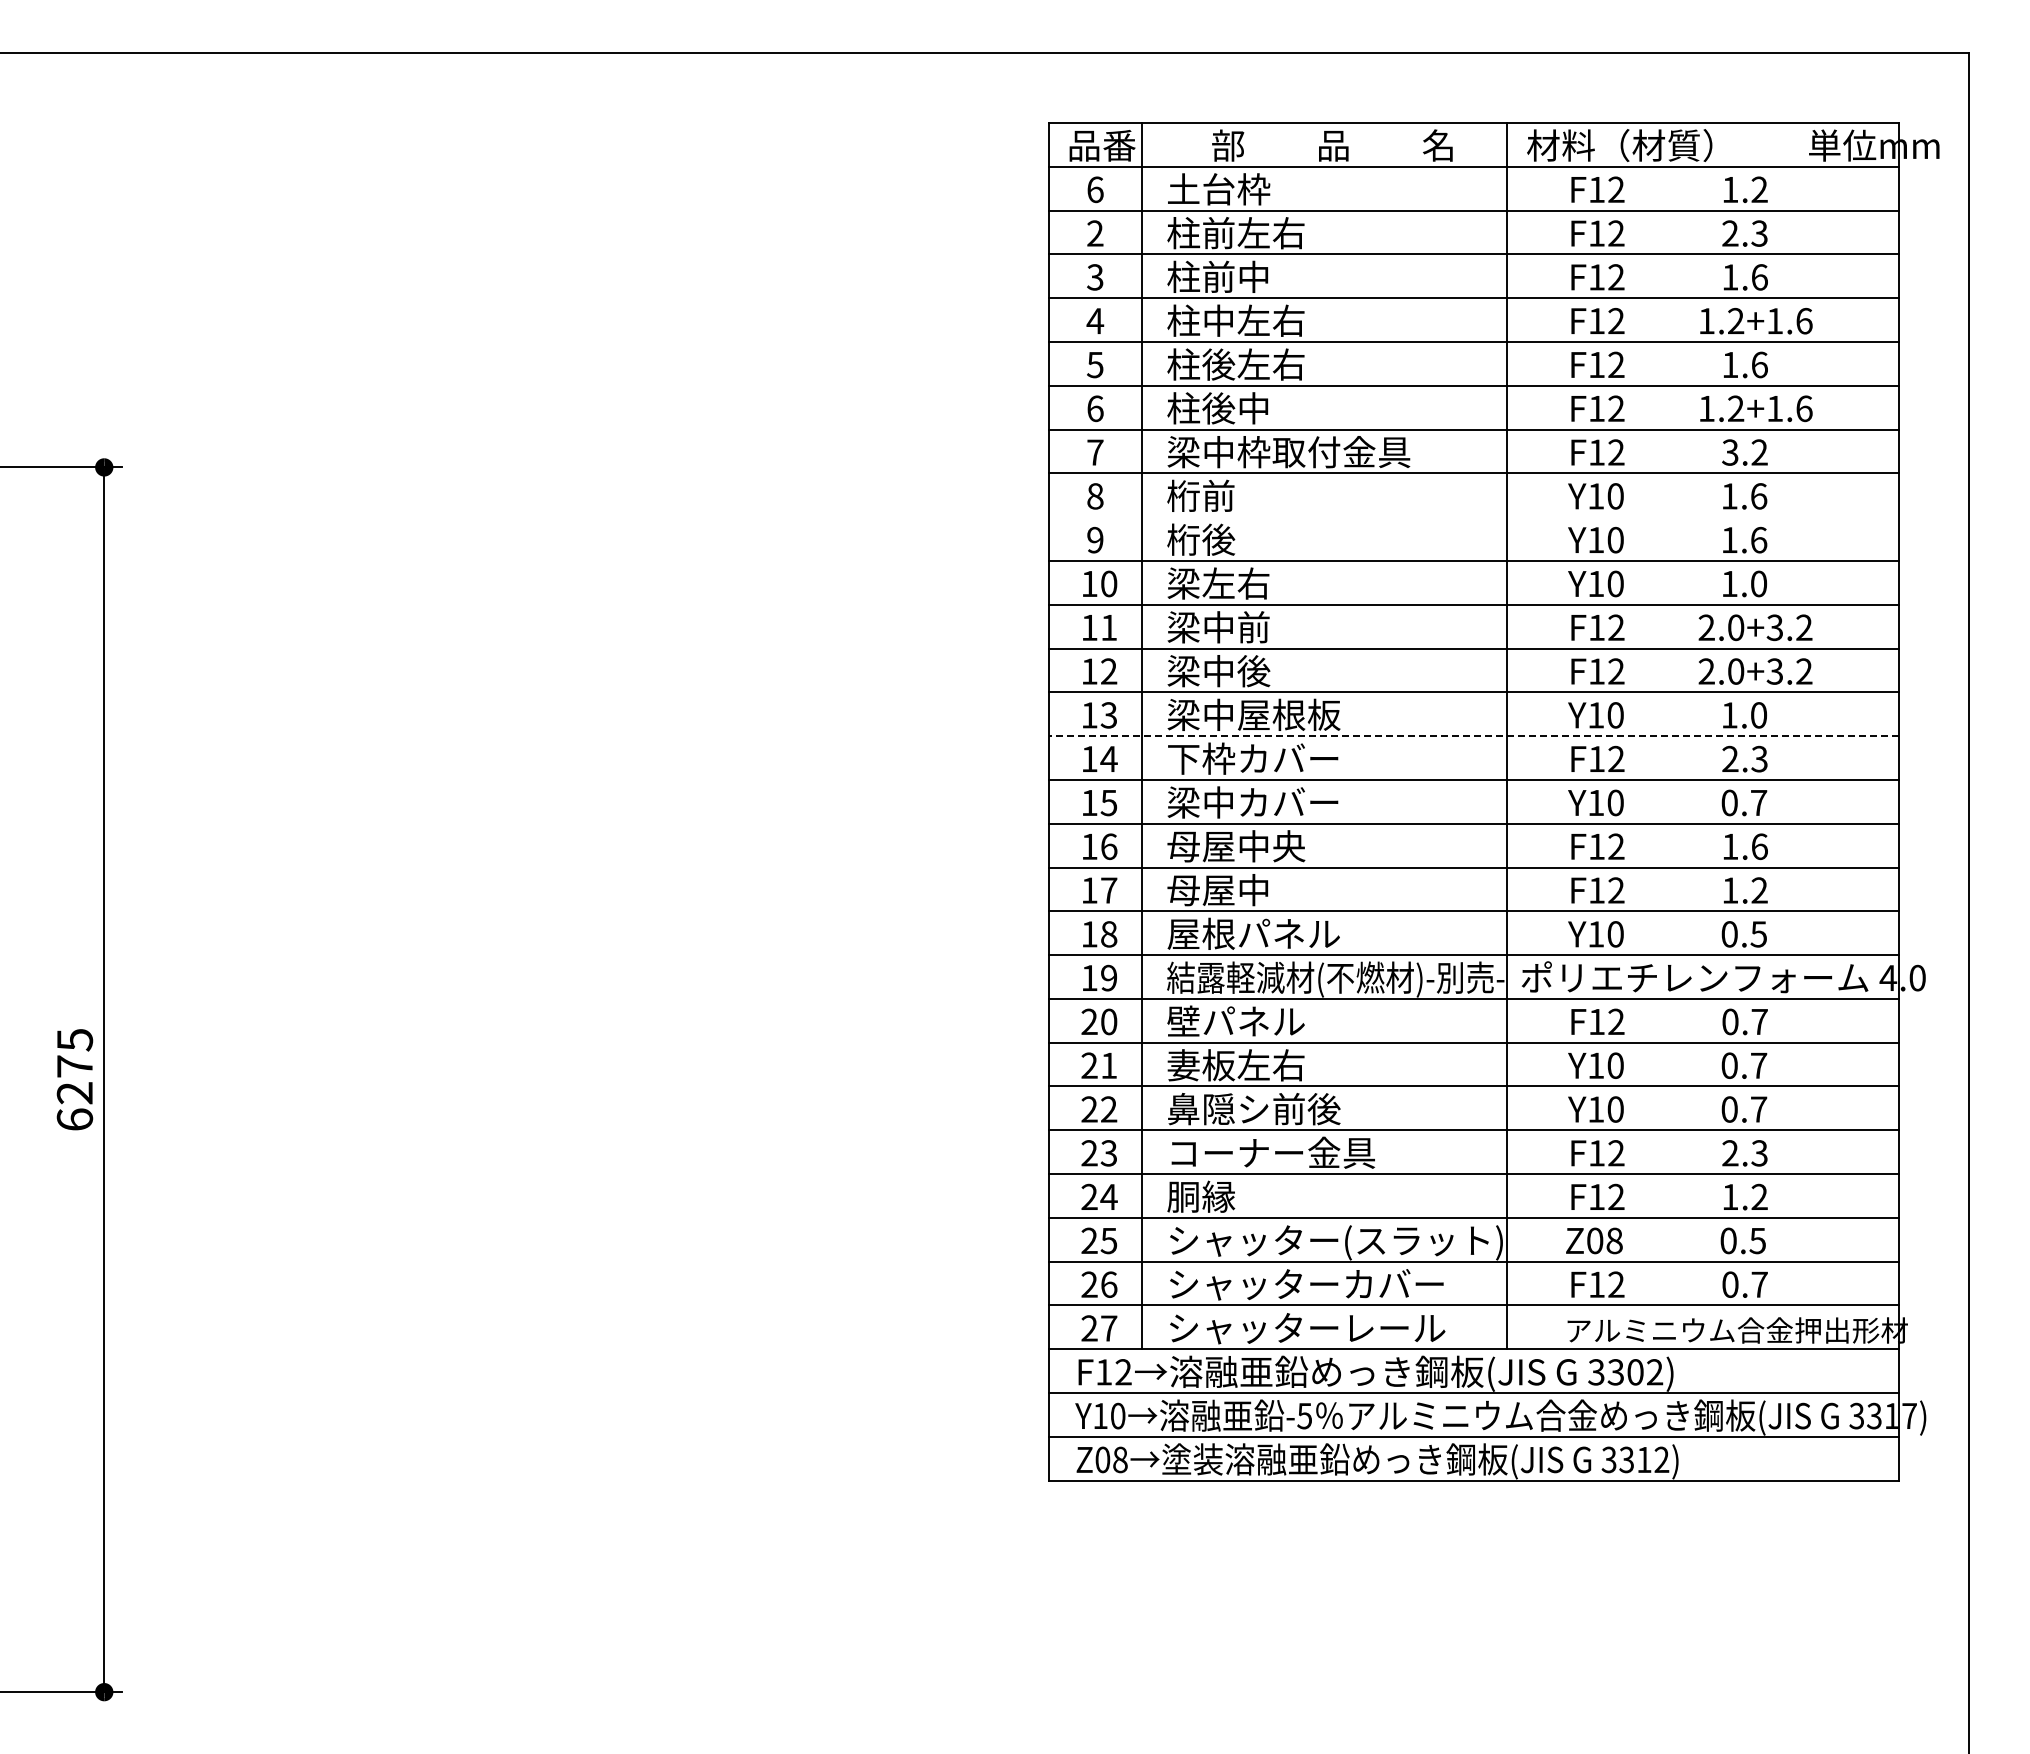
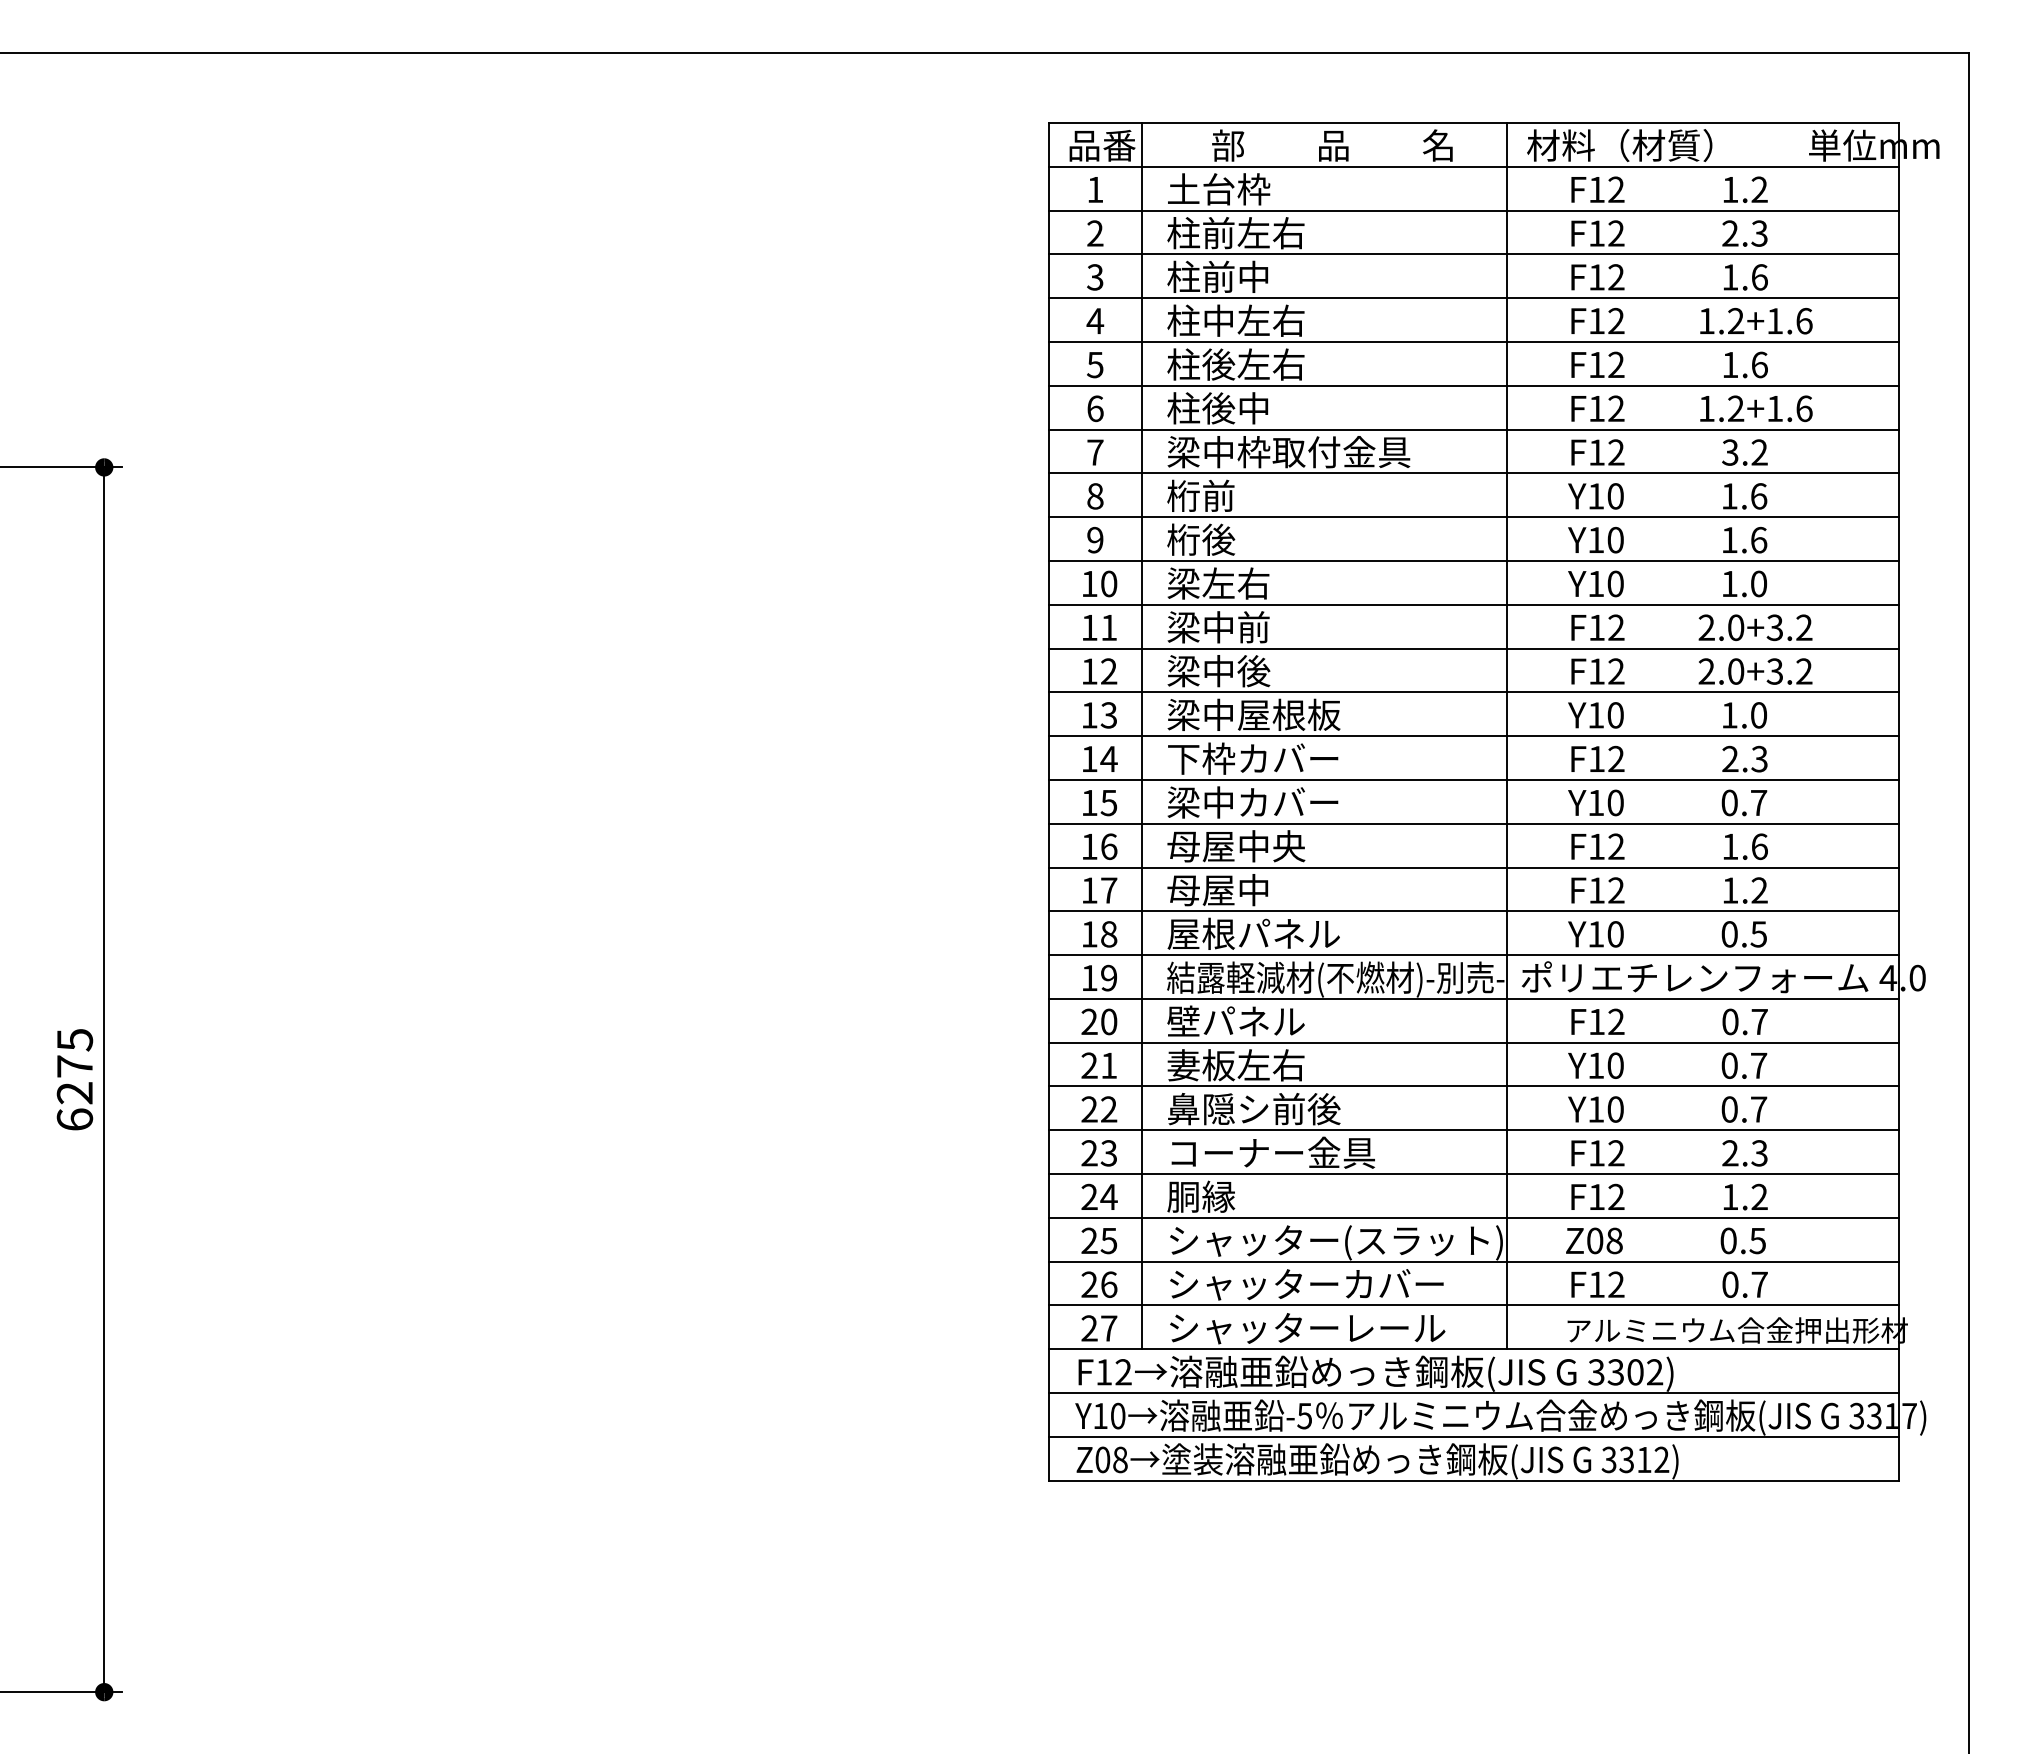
text: 6 -> 1 (1095, 189)
line: none -> present (1473, 517)
line: dashed -> solid (1473, 736)
